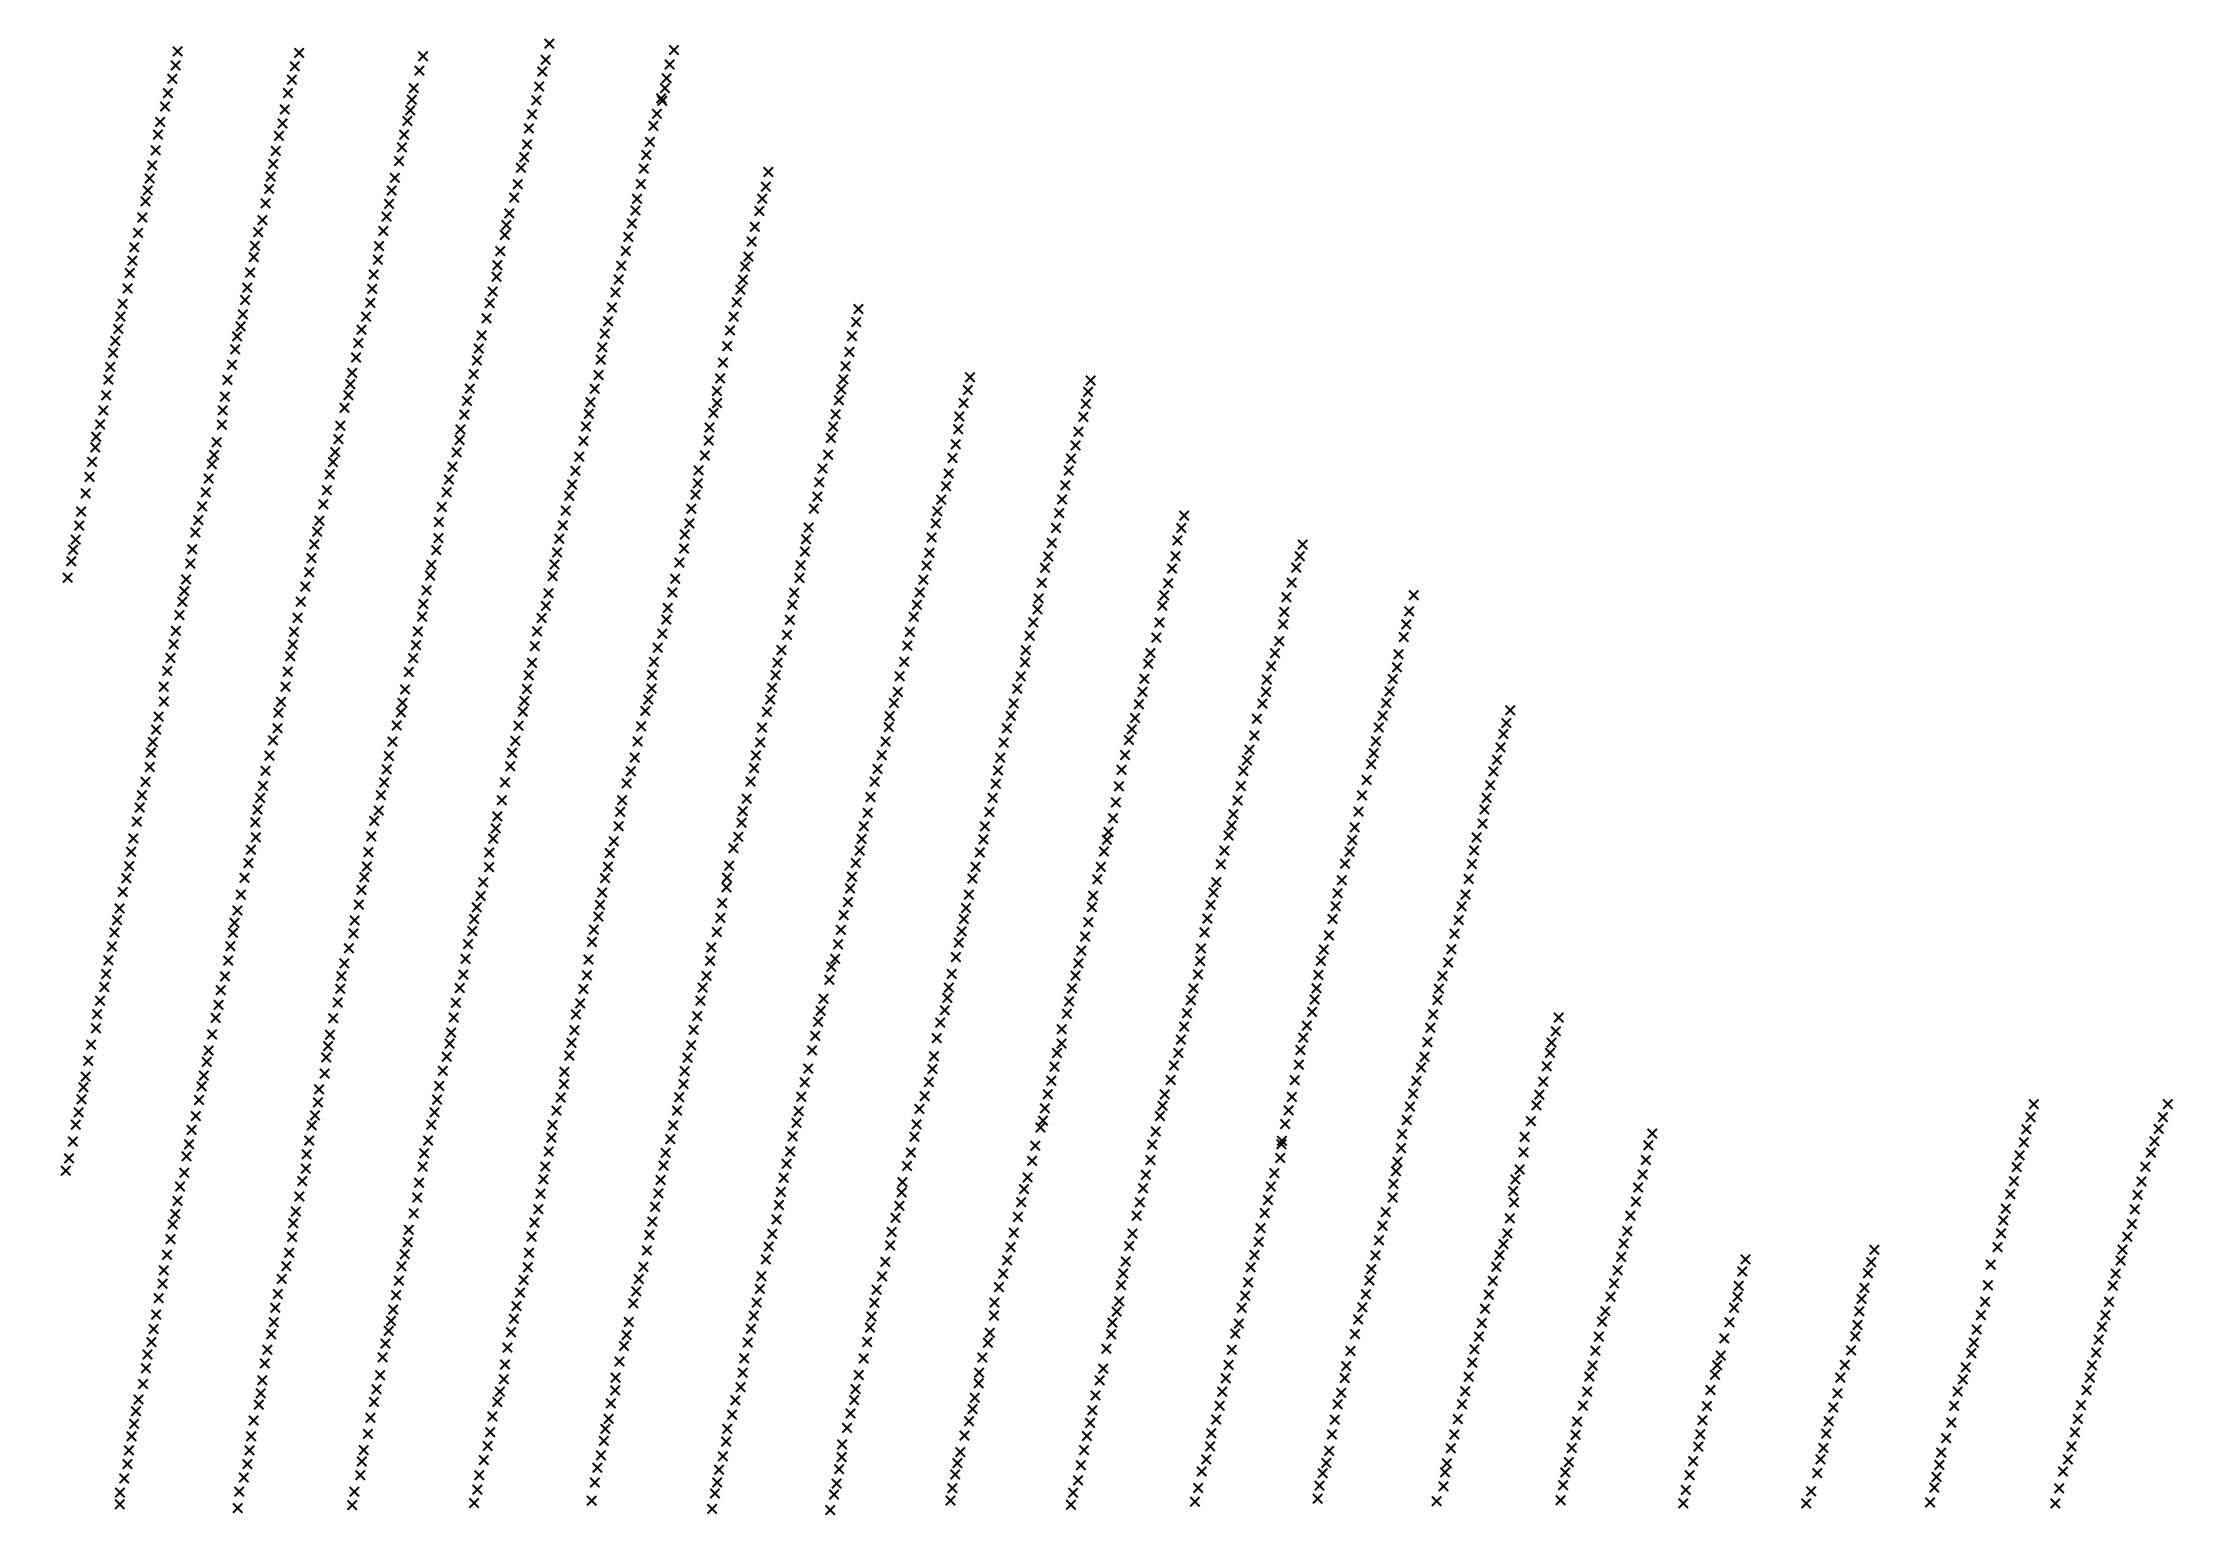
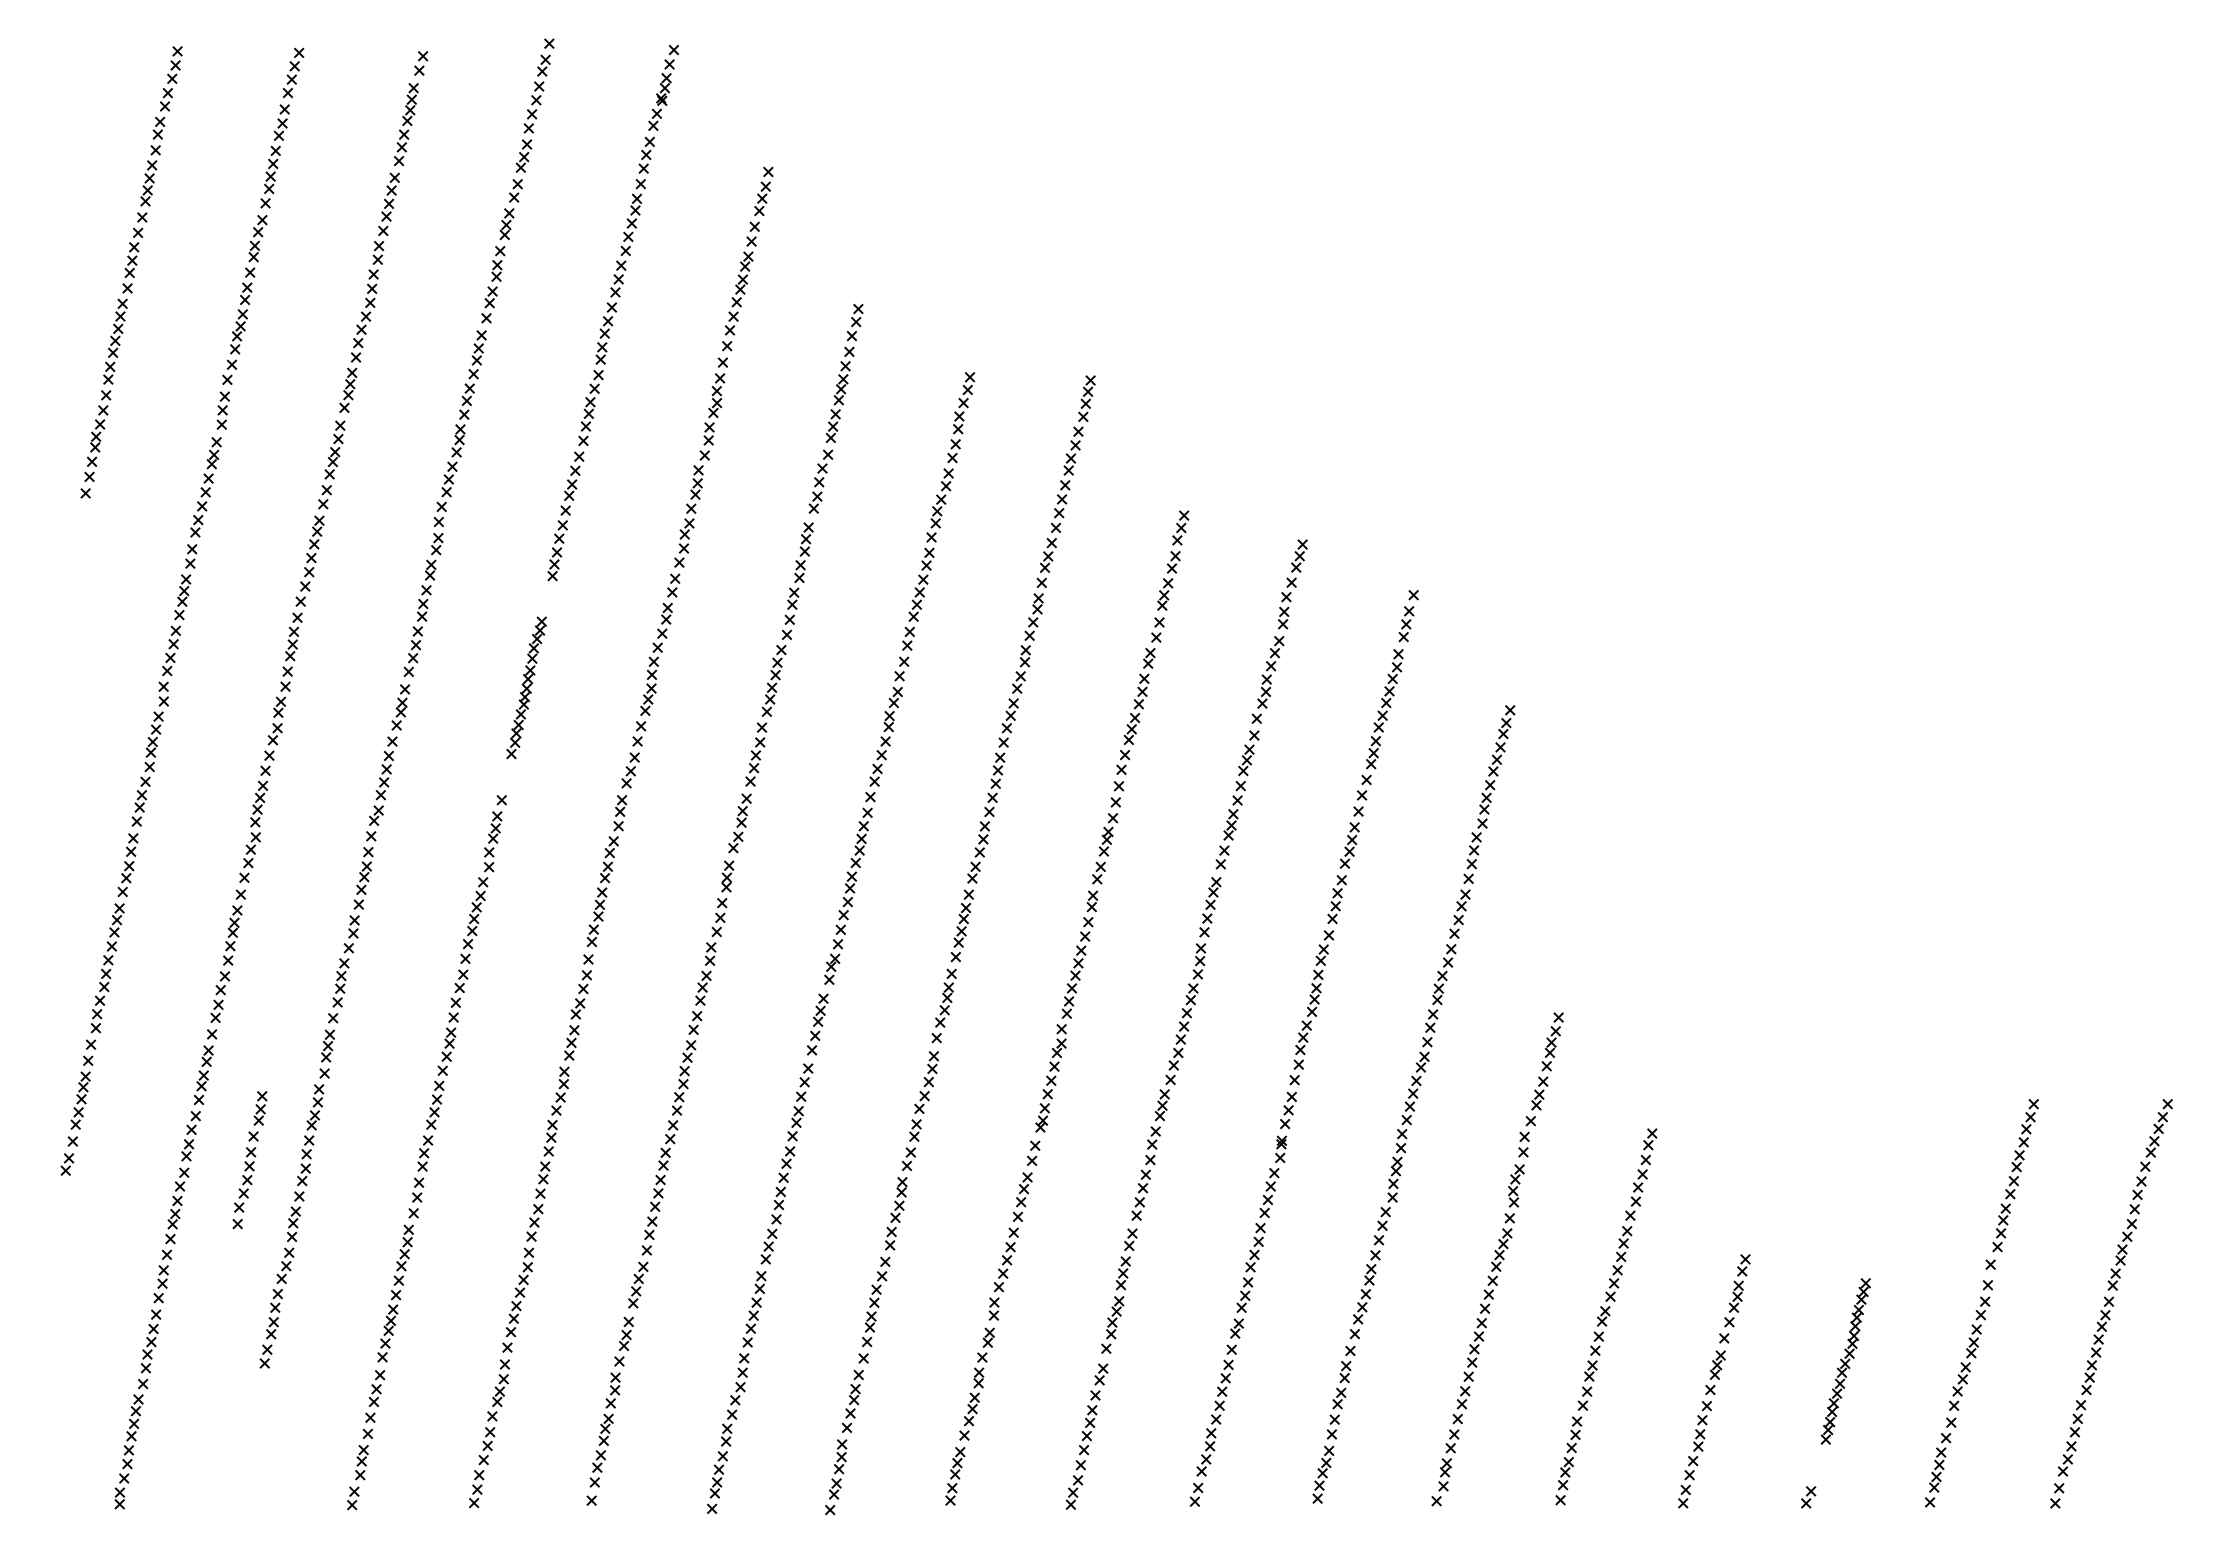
part: present -> none (74, 544)
part size: 55x200 px -> 41x144 px (526, 687)
part size: 68x235 px -> 51x167 px (1845, 1361)
part position: (249, 1444) -> (249, 1160) (249, 1160)
